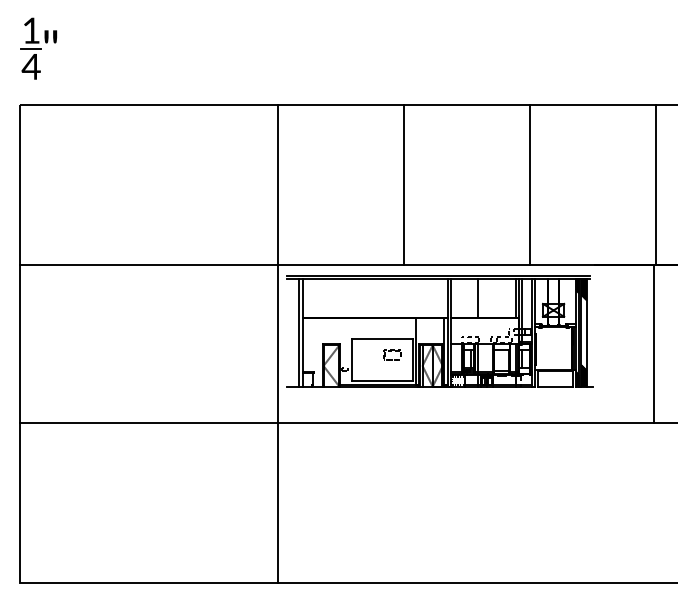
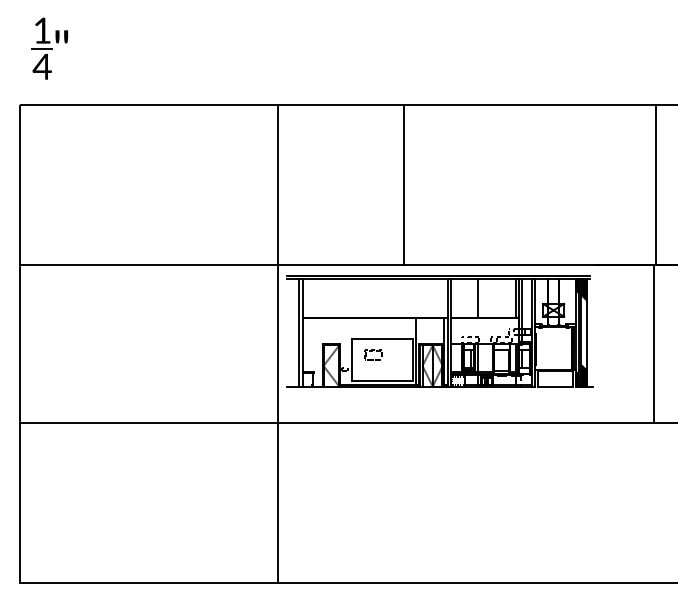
part position: (38, 48) -> (49, 48) (49, 48)
line: present -> none (530, 185)
part position: (392, 354) -> (373, 354) (373, 354)
